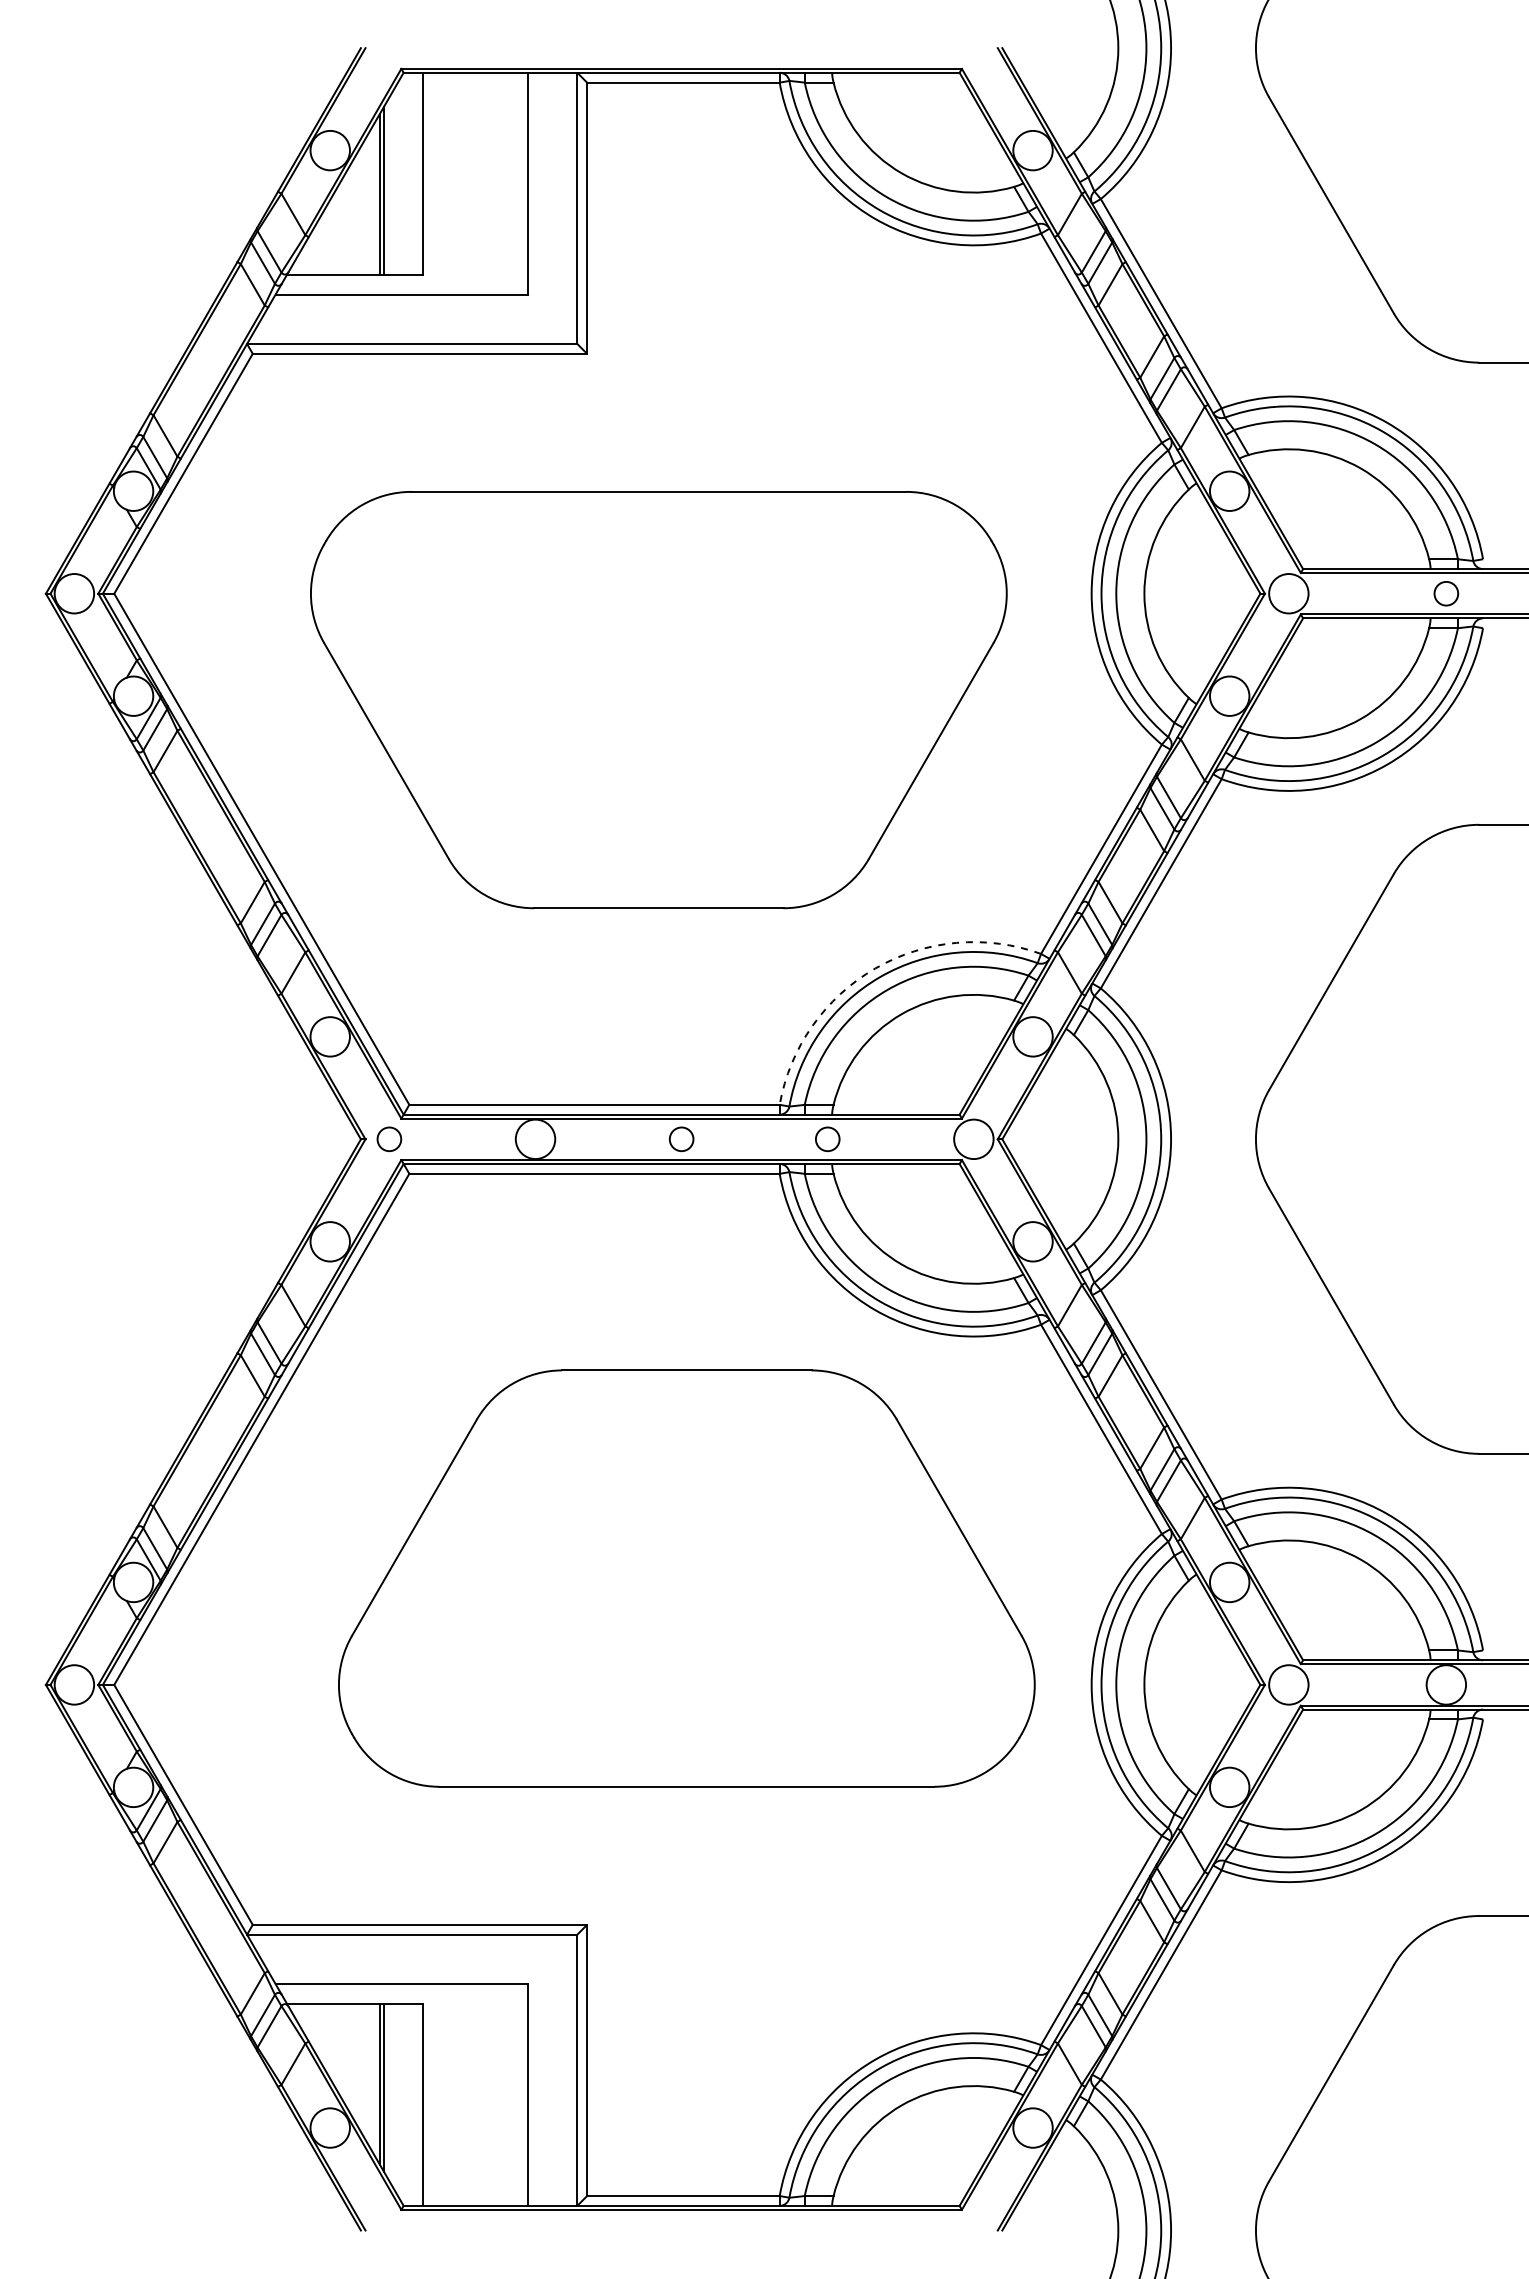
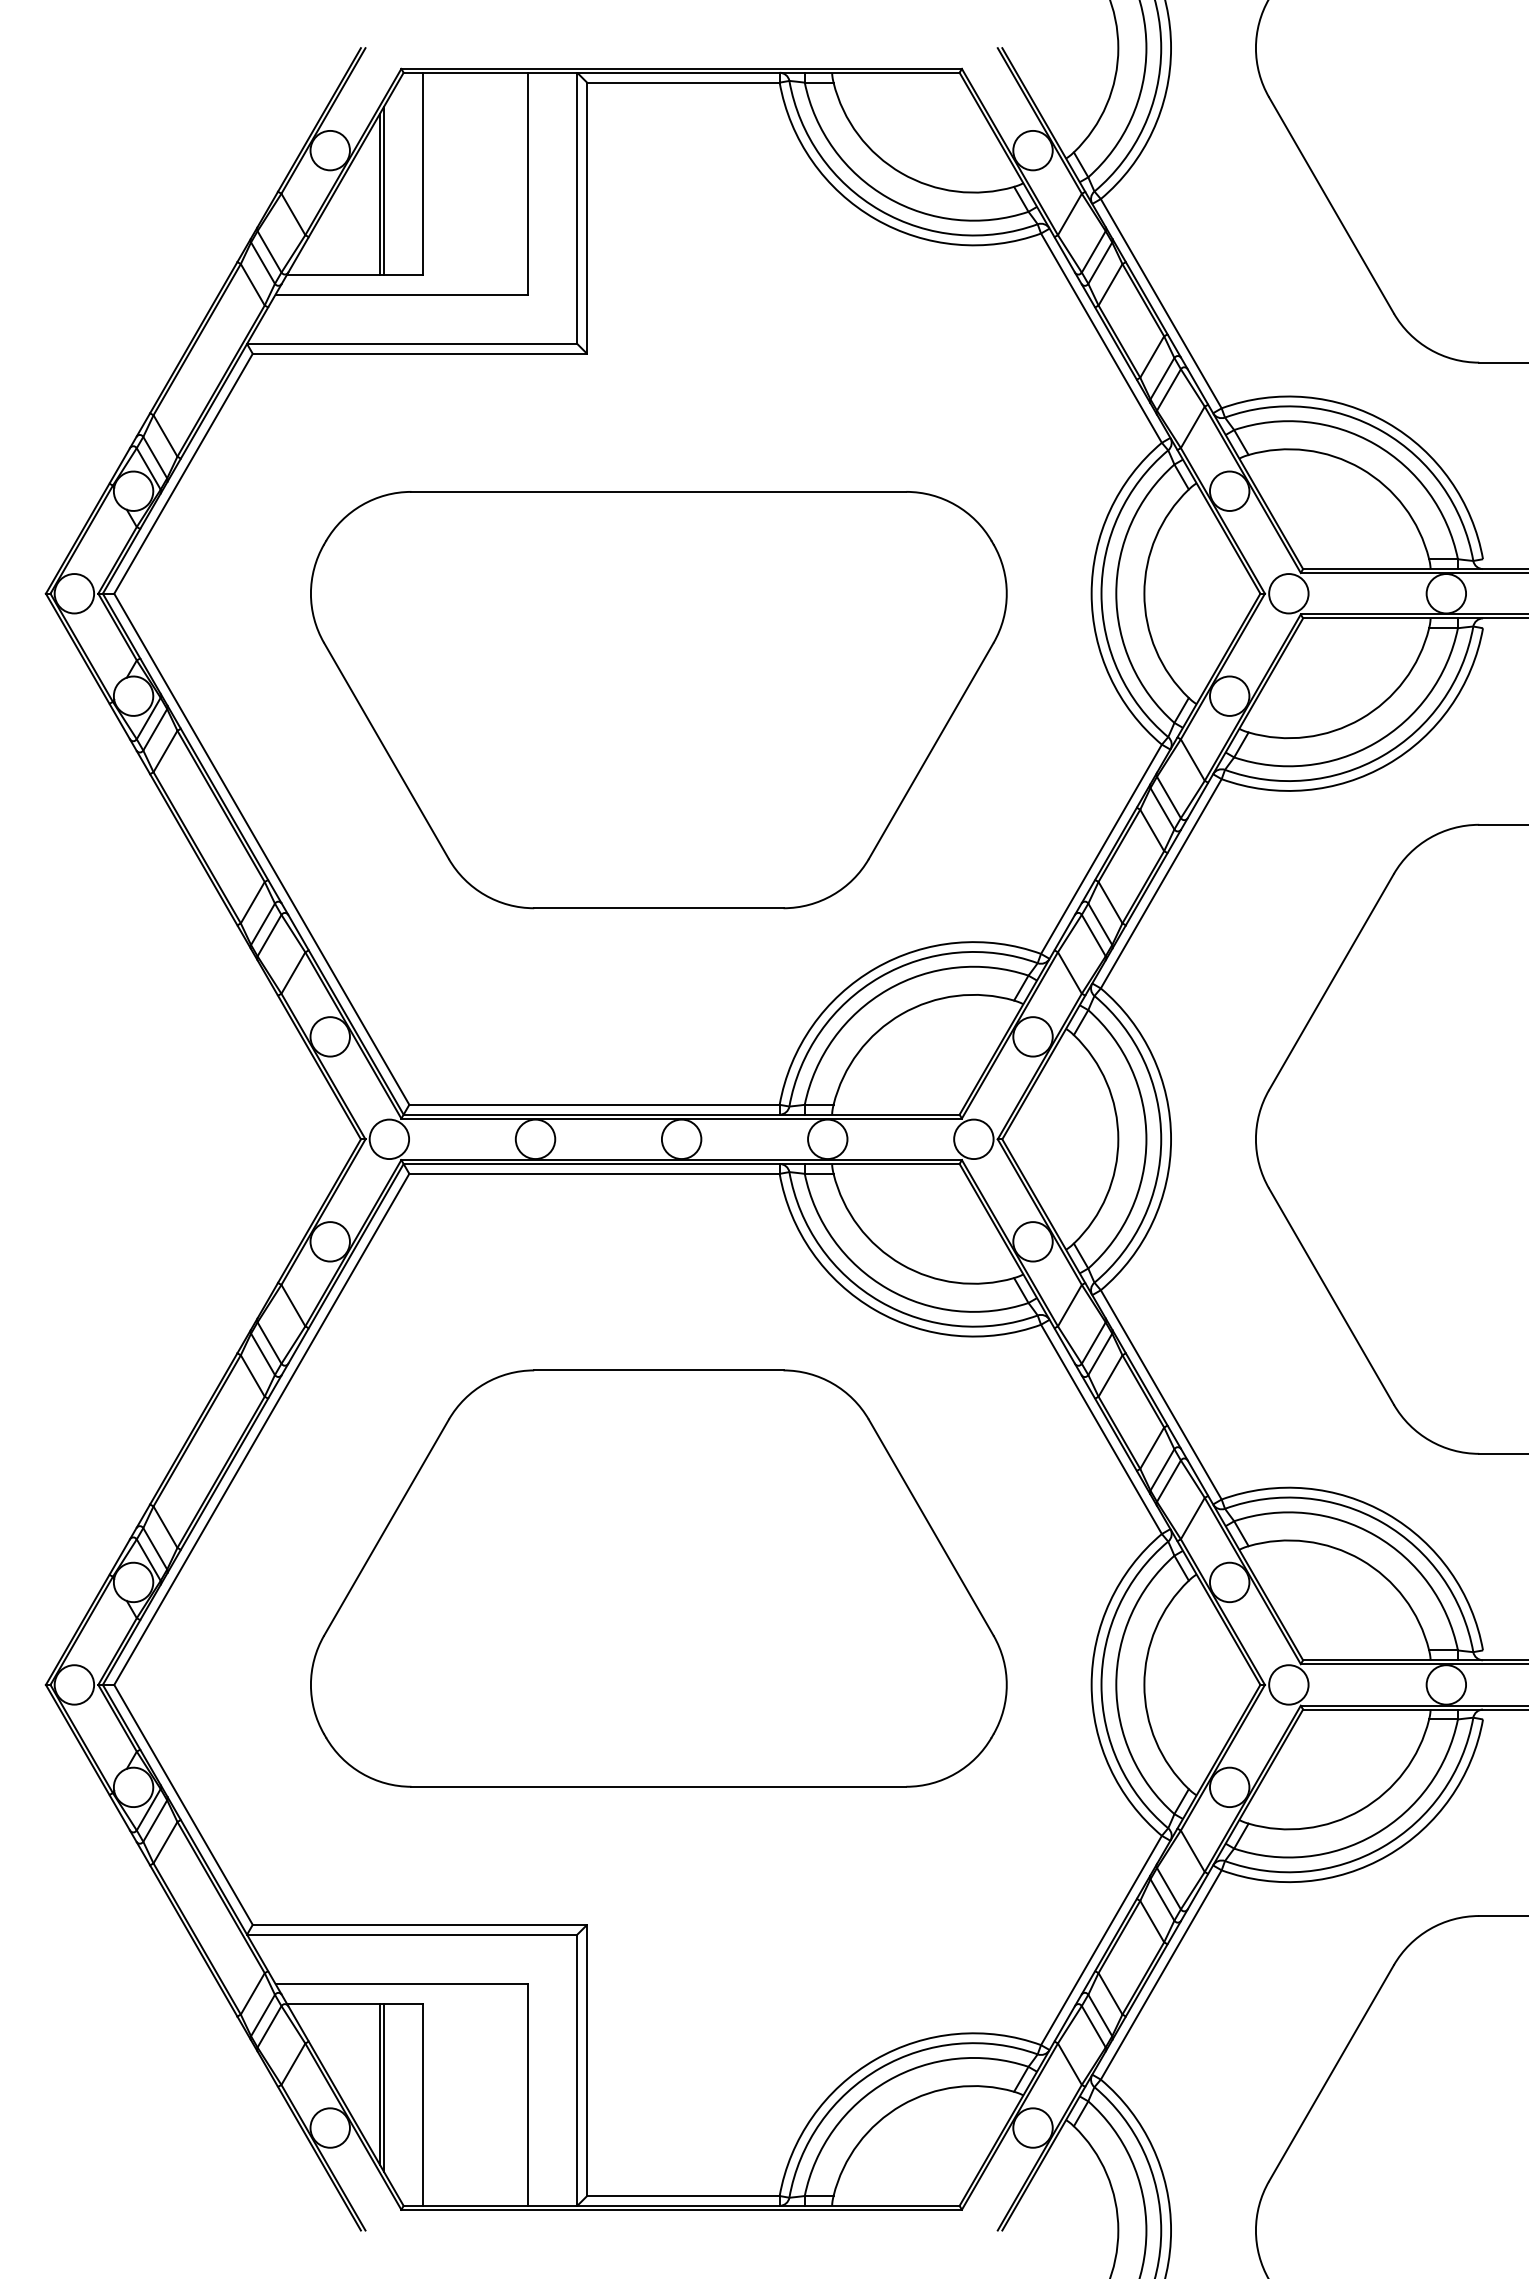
circle diameter: 24 px -> 39 px (1446, 593)
arc: dashed -> solid (875, 968)
circle diameter: 24 px -> 39 px (389, 1139)
circle diameter: 24 px -> 39 px (681, 1139)
circle diameter: 24 px -> 39 px (827, 1139)
part position: (686, 1578) -> (658, 1578) (658, 1578)
